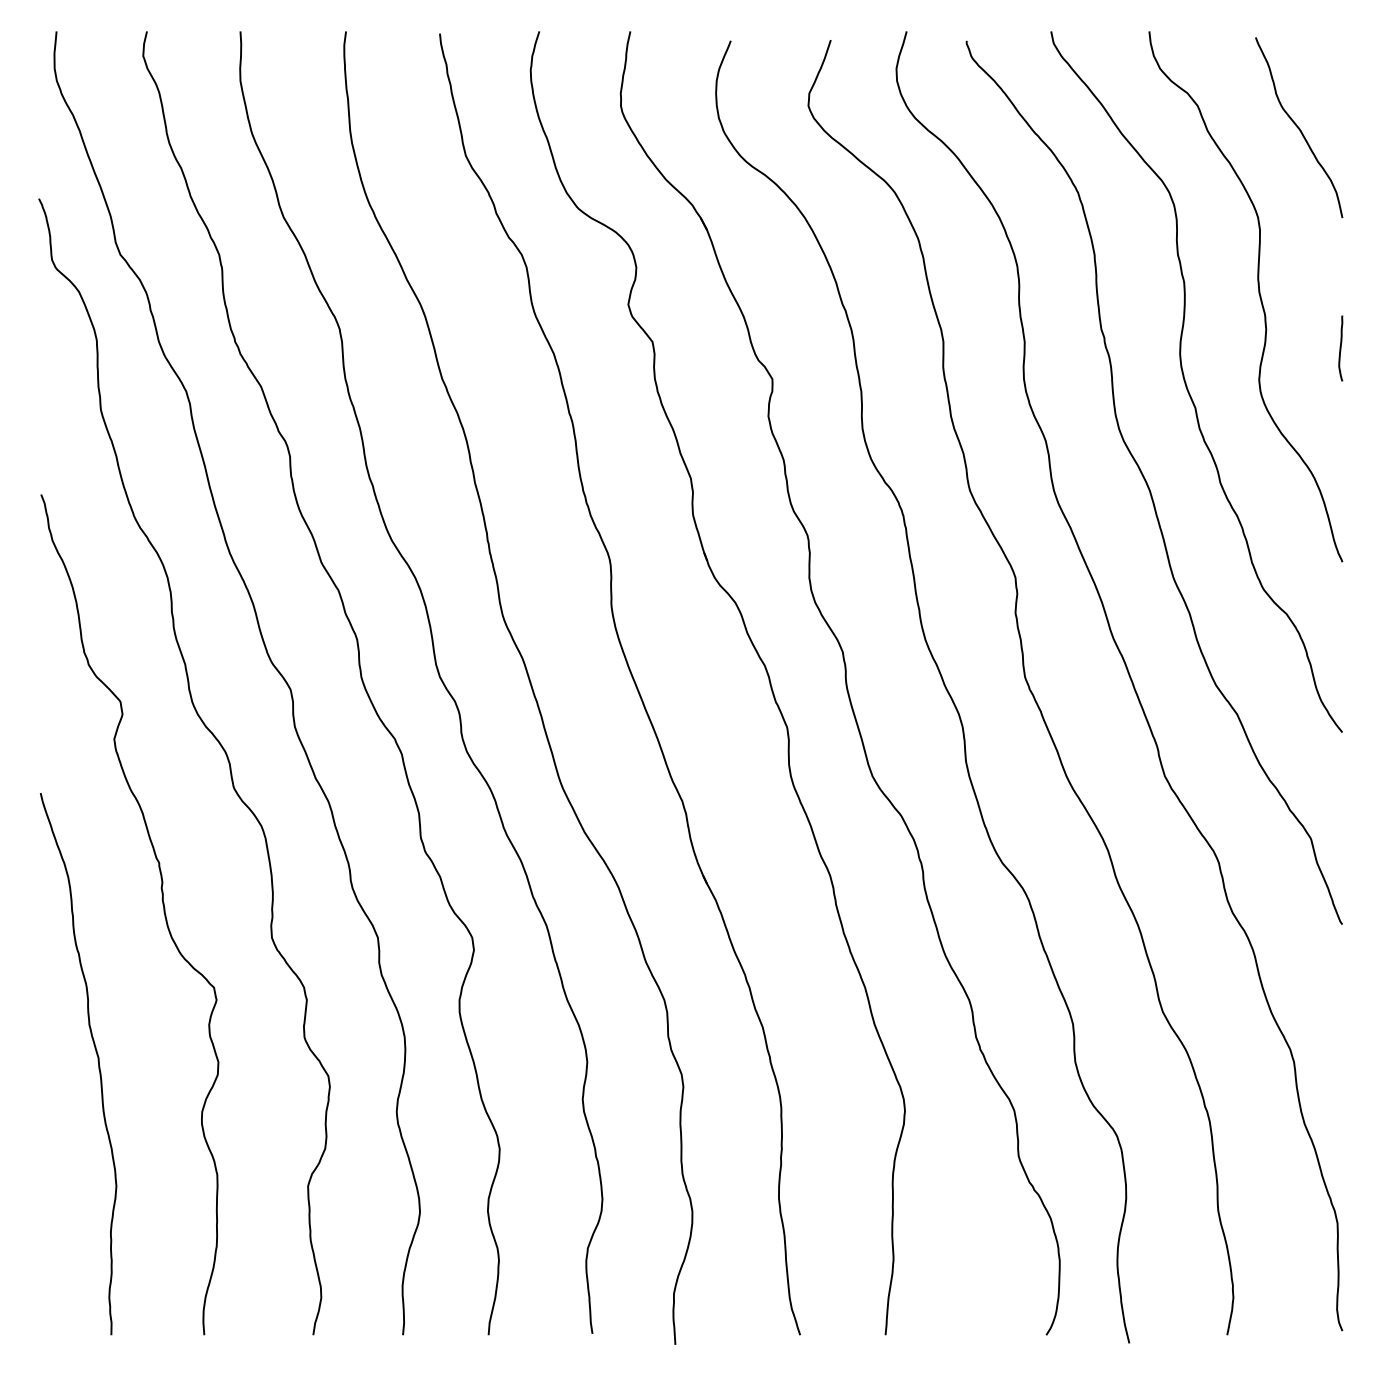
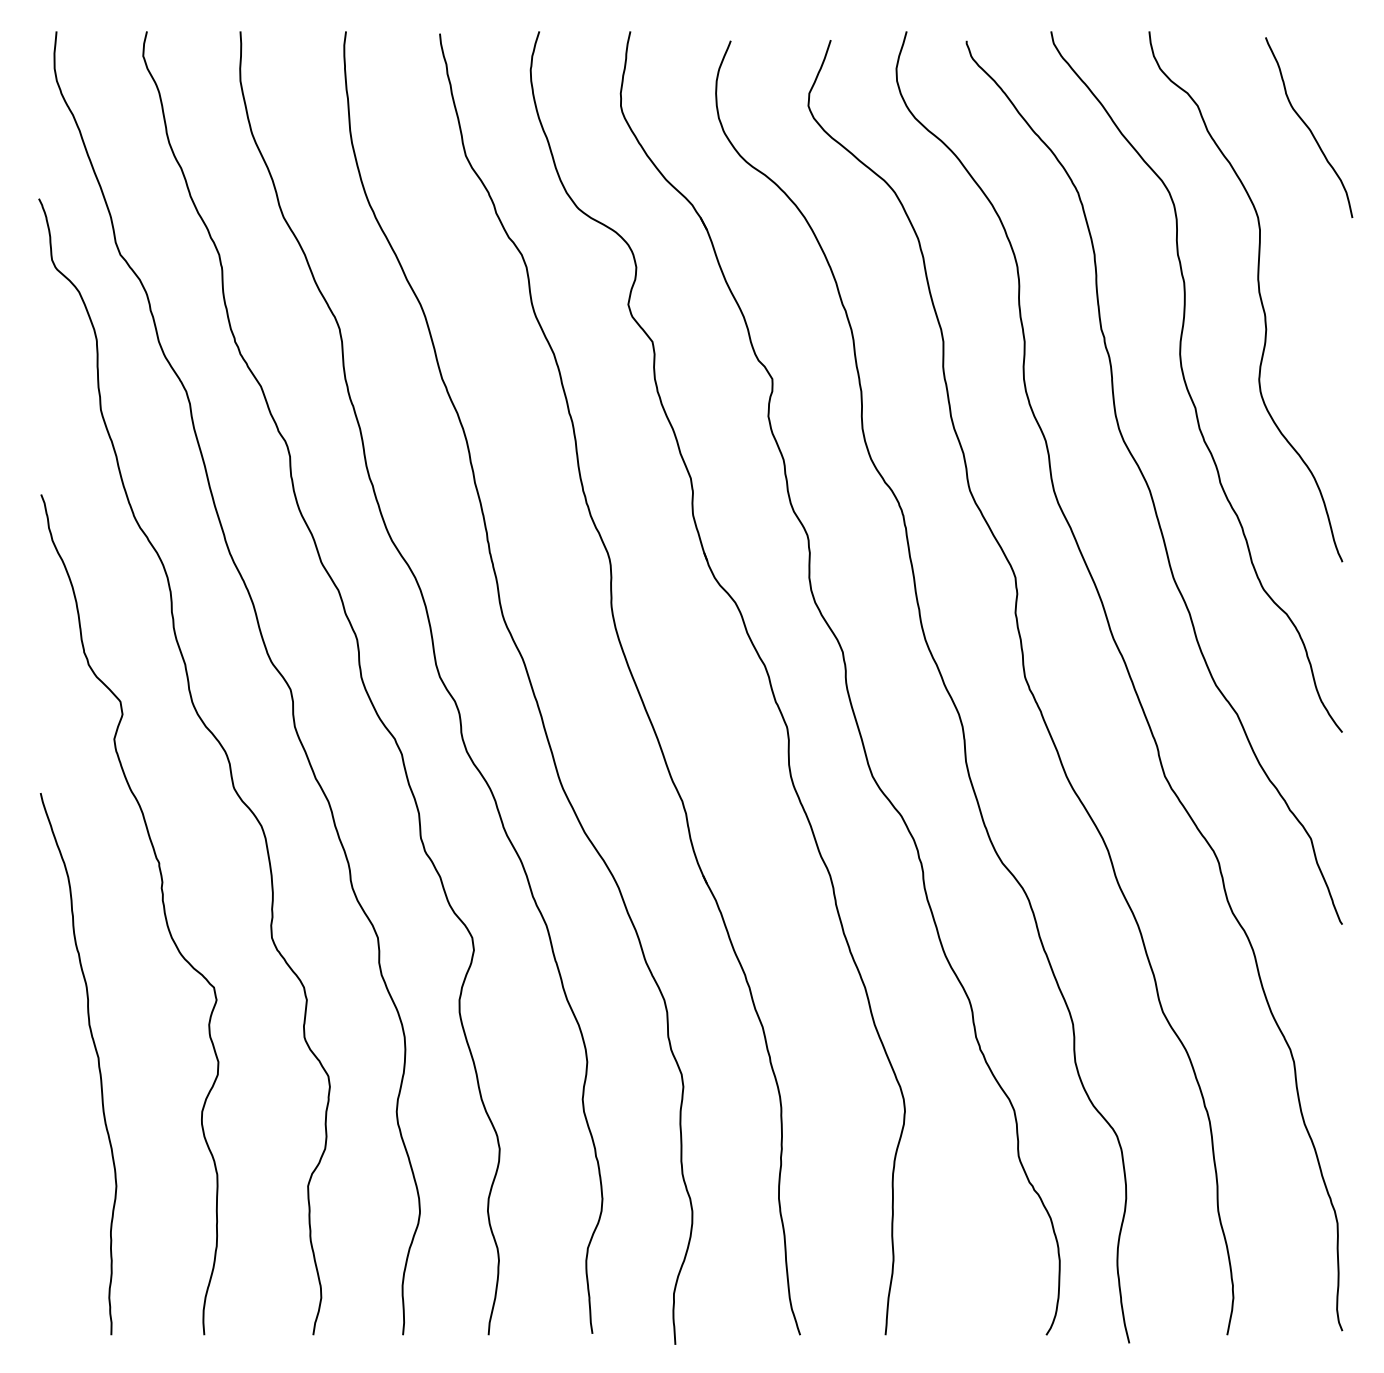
curve position: (1299, 127) -> (1309, 127) (1309, 127)
curve: present -> none (1340, 348)
